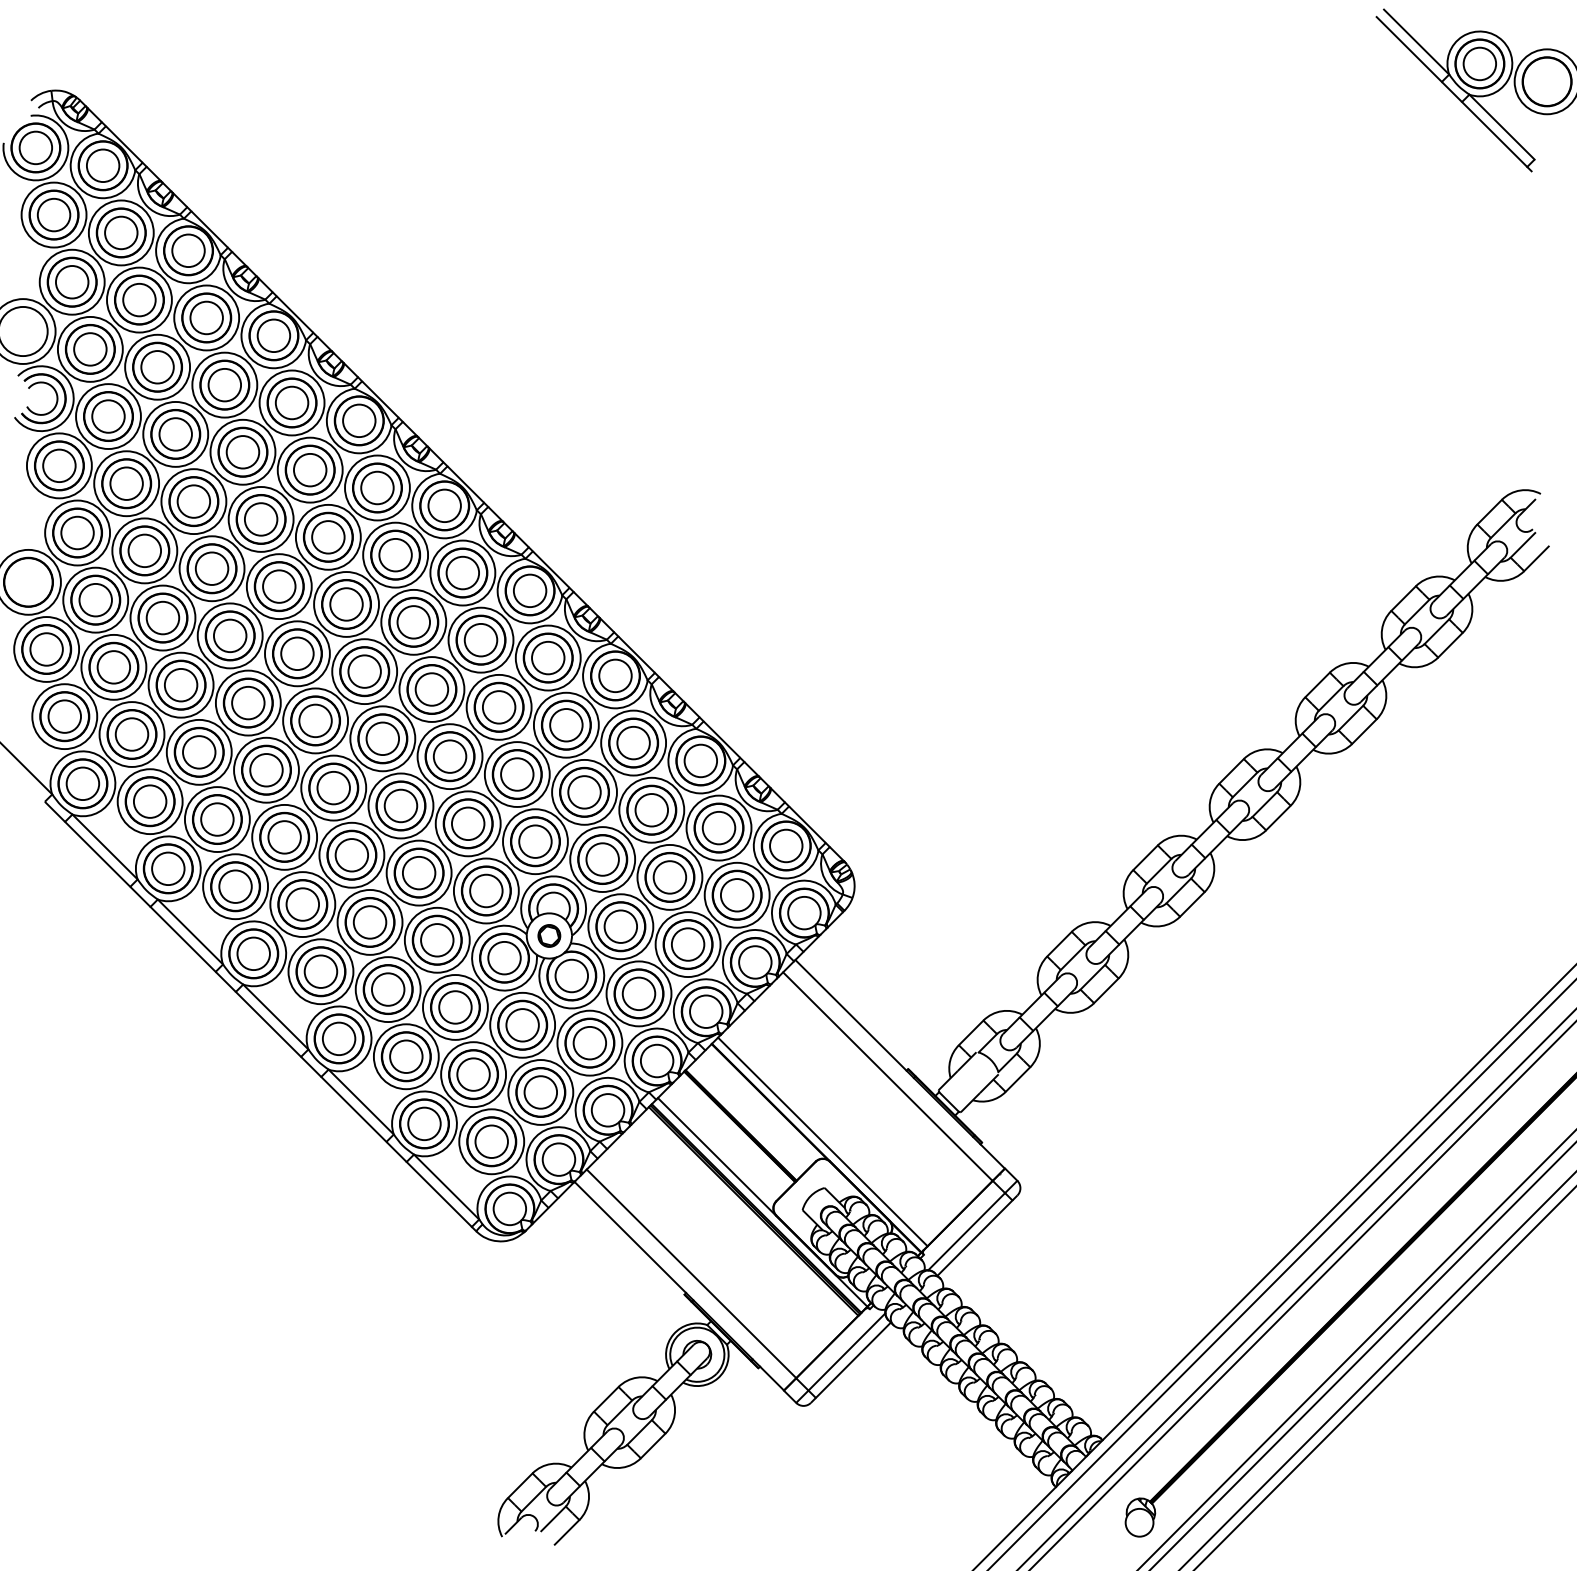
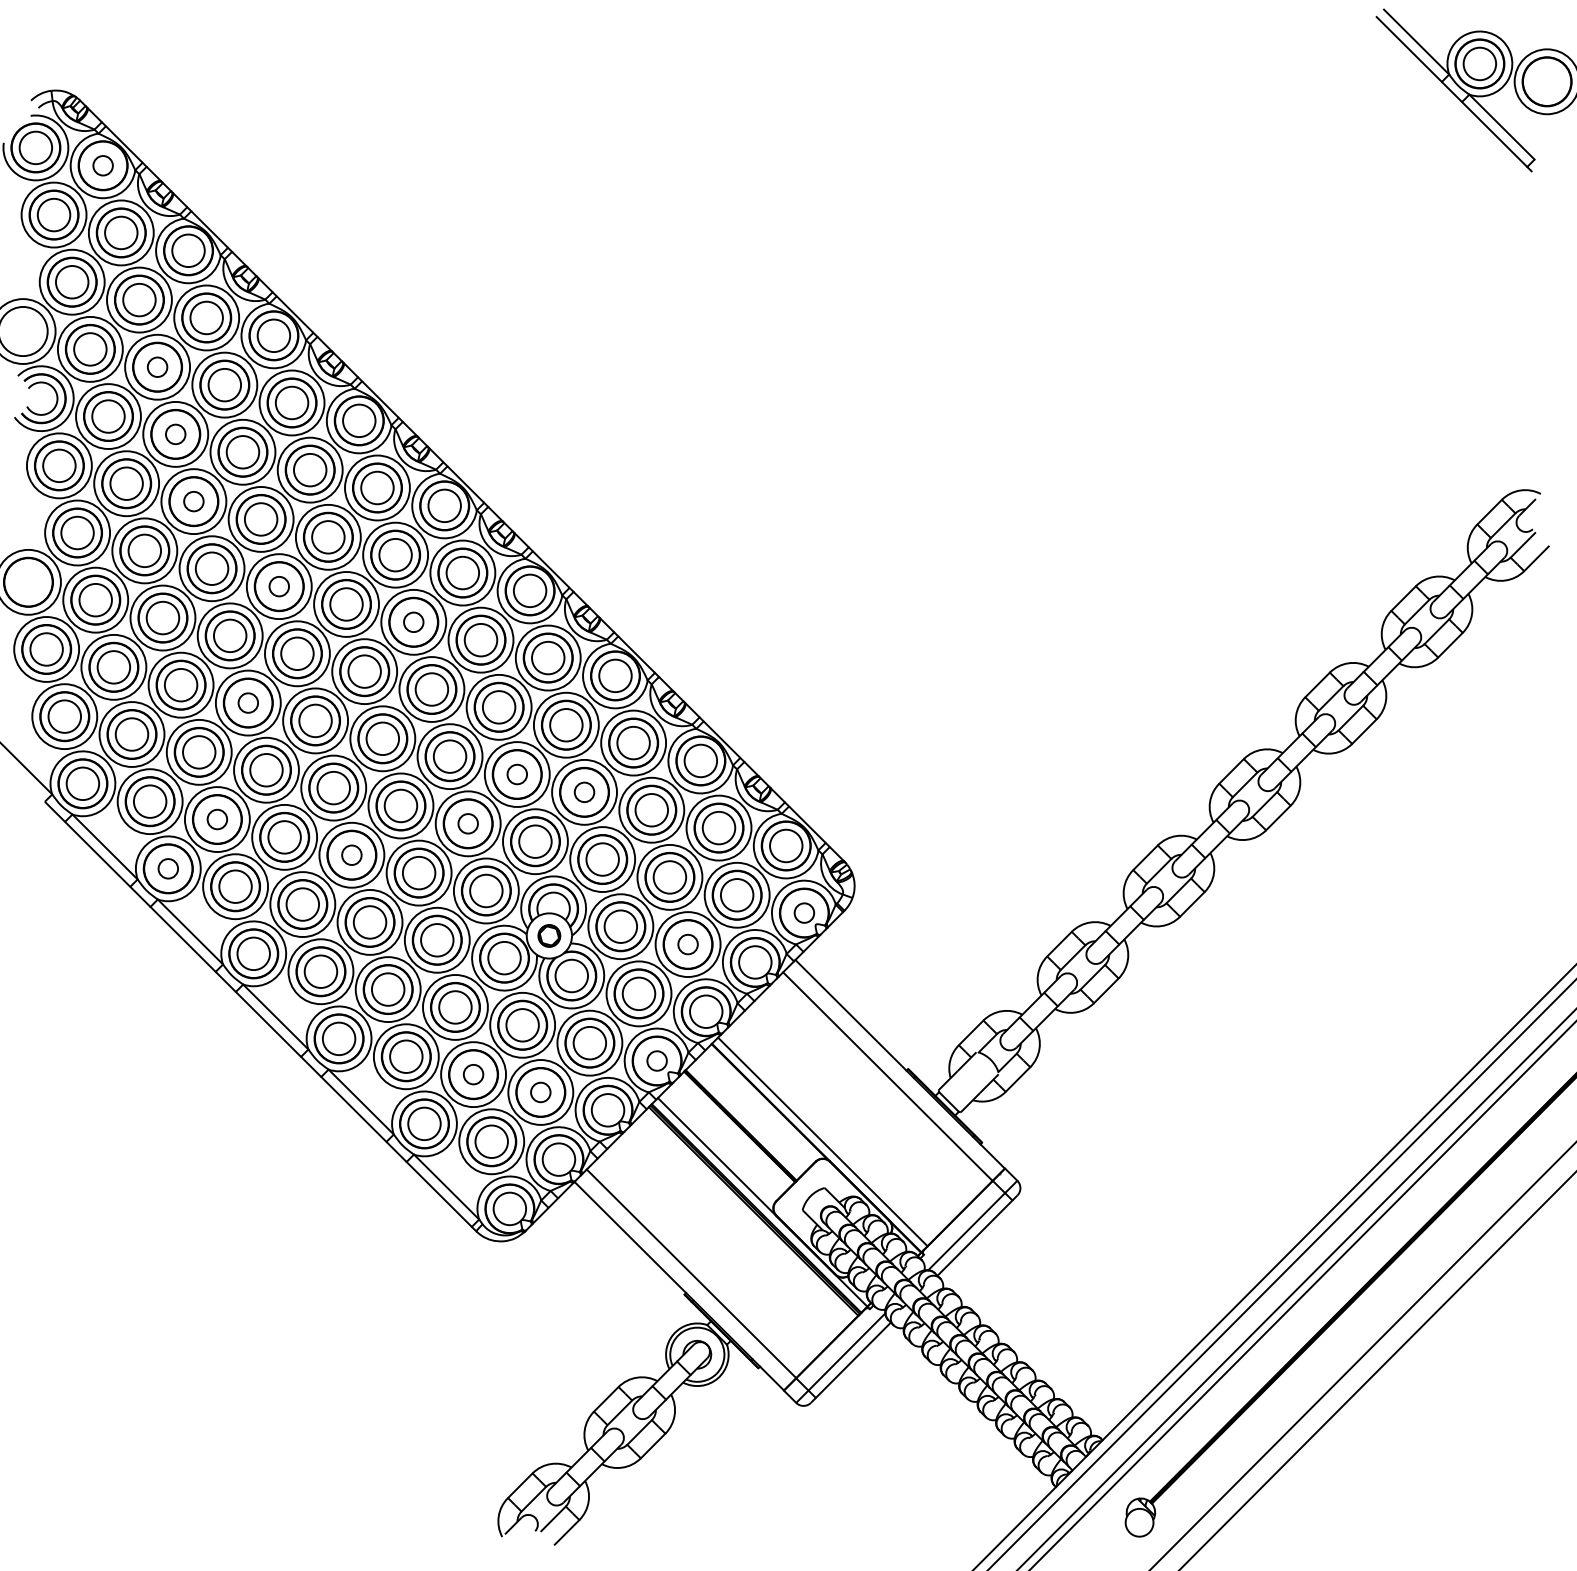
circle diameter: 32 px -> 19 px (102, 165)
circle diameter: 32 px -> 19 px (157, 367)
circle diameter: 32 px -> 19 px (175, 434)
circle diameter: 32 px -> 19 px (193, 501)
circle diameter: 32 px -> 19 px (279, 586)
circle diameter: 32 px -> 19 px (413, 622)
circle diameter: 32 px -> 19 px (248, 702)
circle diameter: 32 px -> 19 px (517, 774)
circle diameter: 32 px -> 19 px (584, 792)
circle diameter: 32 px -> 19 px (217, 819)
circle diameter: 32 px -> 19 px (467, 823)
circle diameter: 32 px -> 19 px (351, 855)
circle diameter: 32 px -> 19 px (168, 868)
circle diameter: 32 px -> 19 px (804, 912)
circle diameter: 32 px -> 19 px (687, 944)
circle diameter: 32 px -> 19 px (656, 1060)
circle diameter: 32 px -> 19 px (473, 1074)
circle diameter: 32 px -> 19 px (540, 1092)
line: present -> none (1356, 1349)
line: present -> none (1384, 1378)
